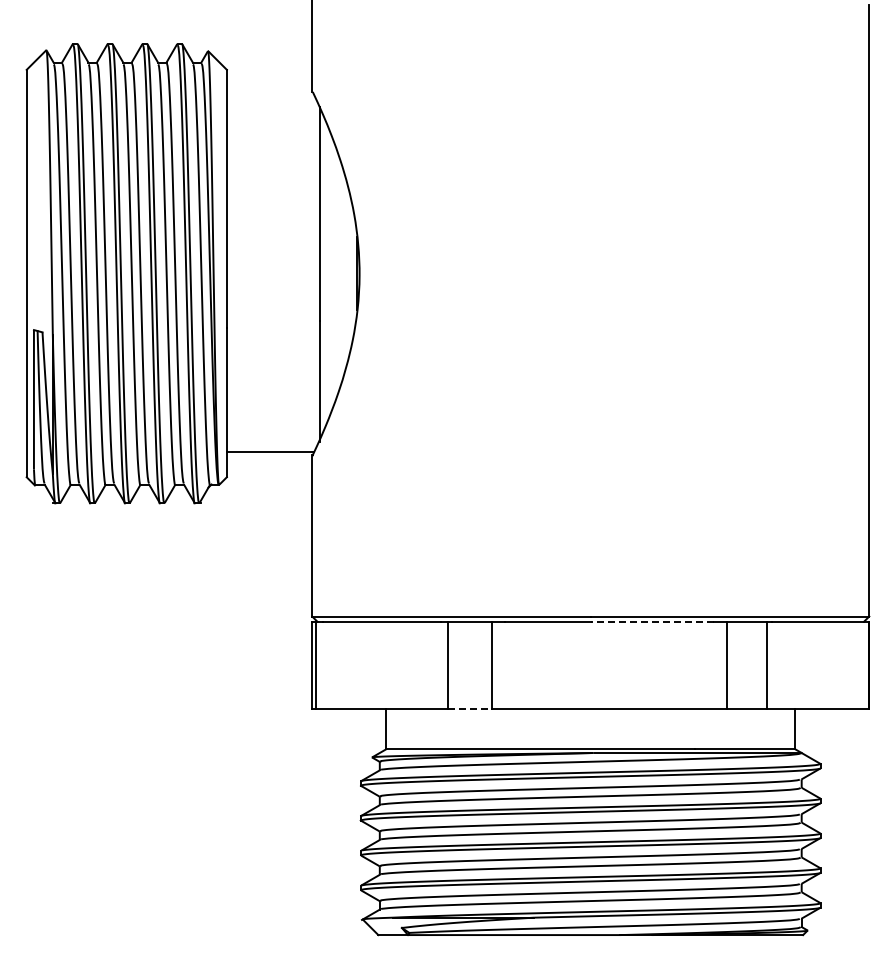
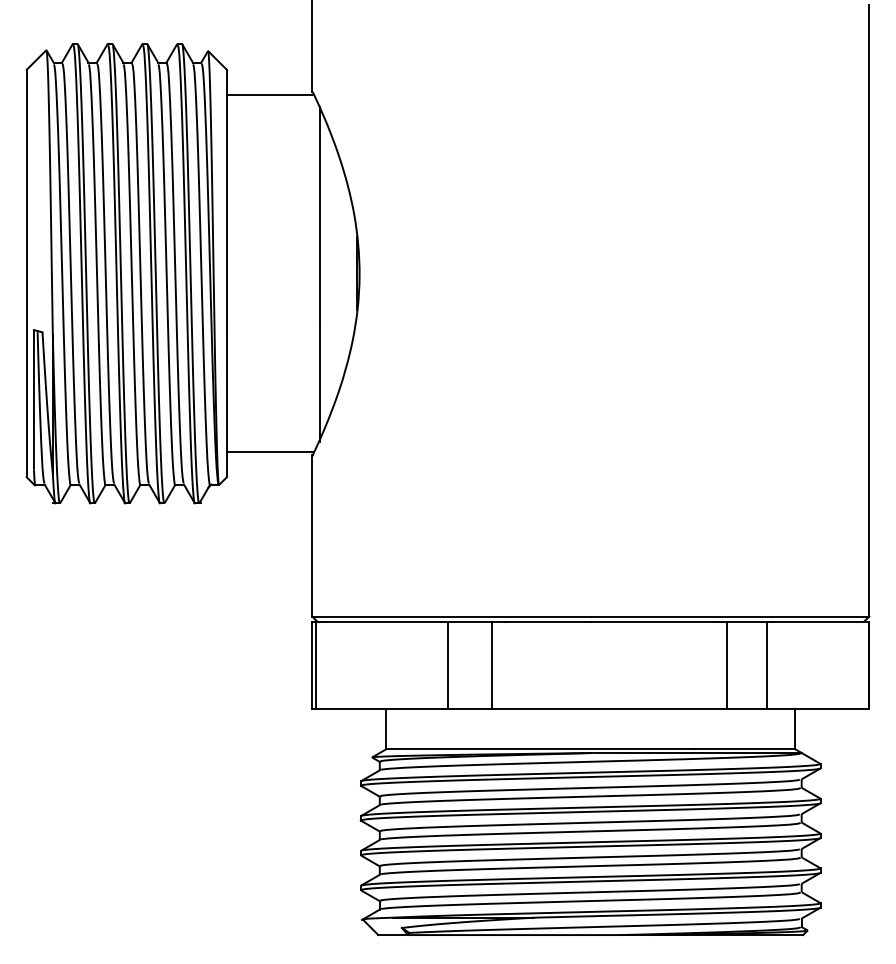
line: none -> present (270, 95)
line: dashed -> solid (651, 621)
line: dashed -> solid (469, 708)
